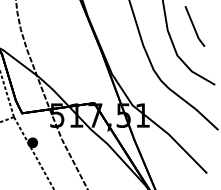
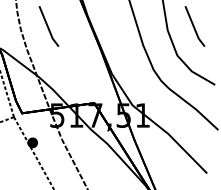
line: none -> present (48, 26)
